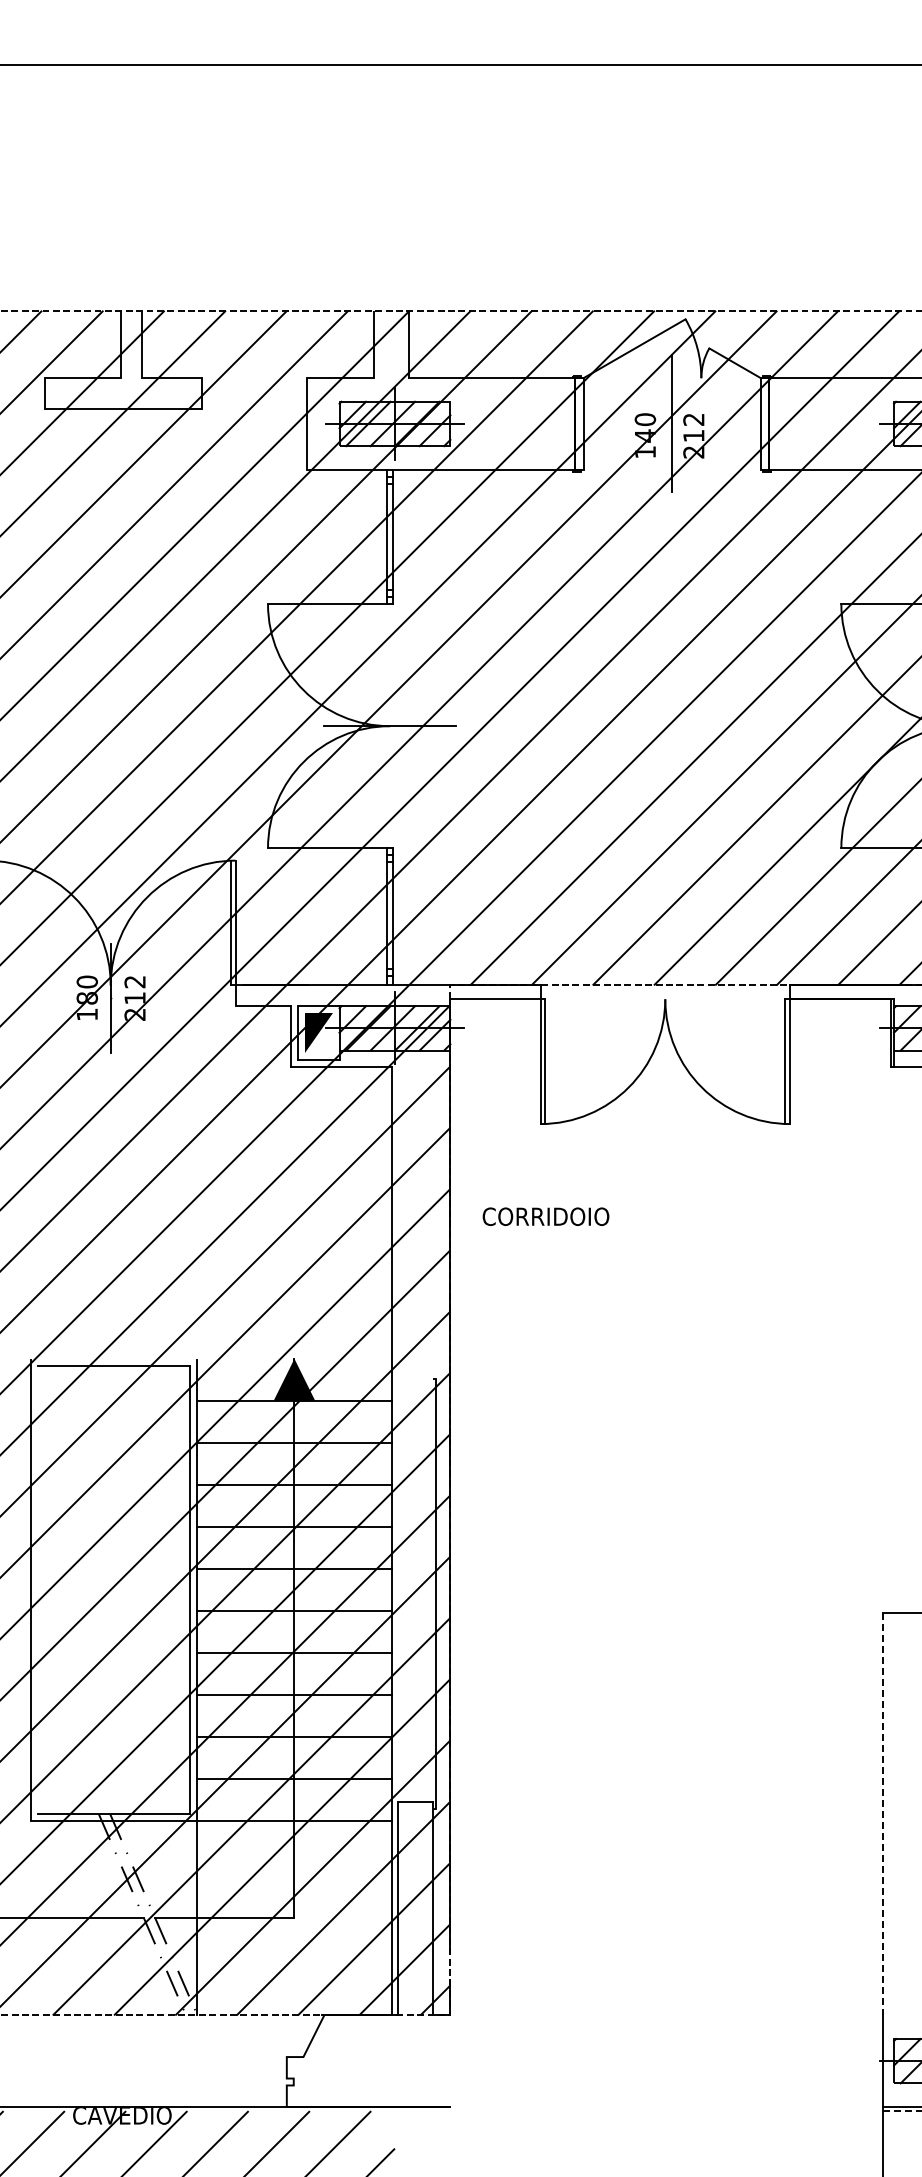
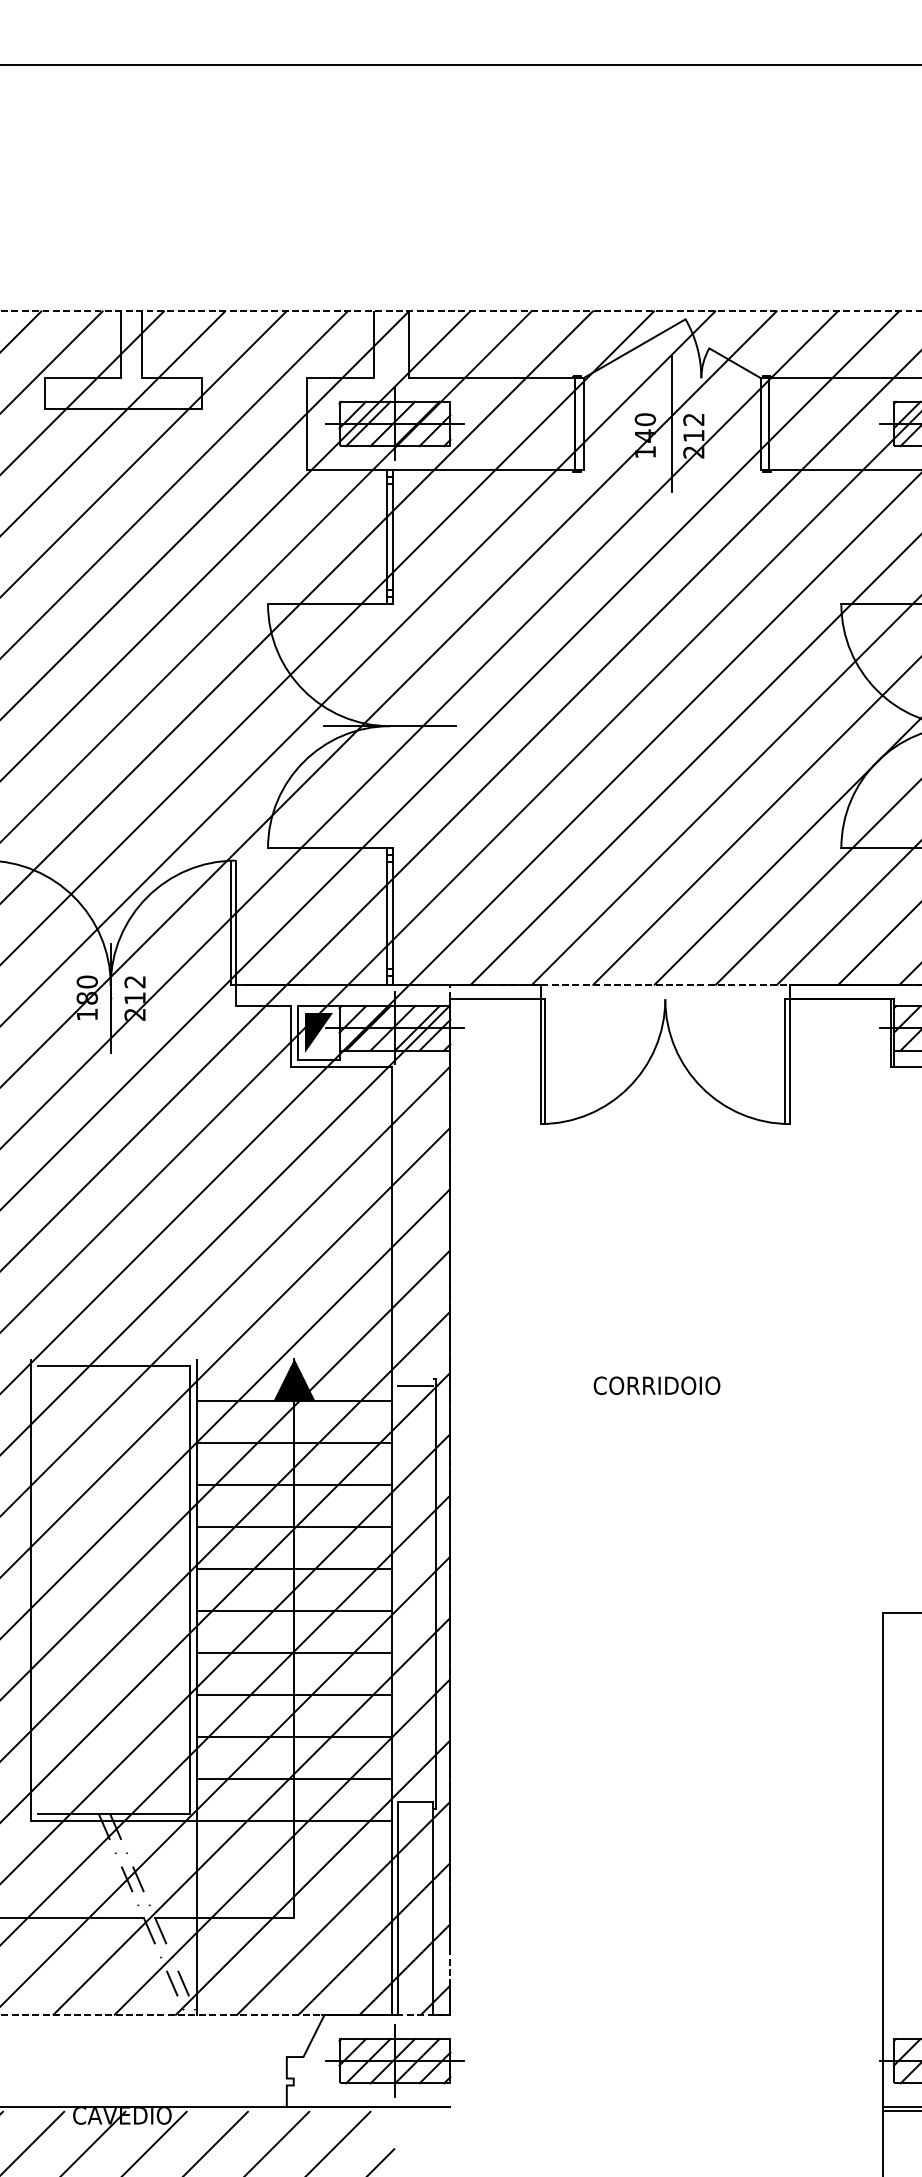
text position: (545, 1216) -> (656, 1385) (656, 1385)
line: none -> present (415, 1386)
line: dashed -> solid (883, 1814)
part: none -> present (394, 2060)
line: dashed -> solid (902, 2111)
